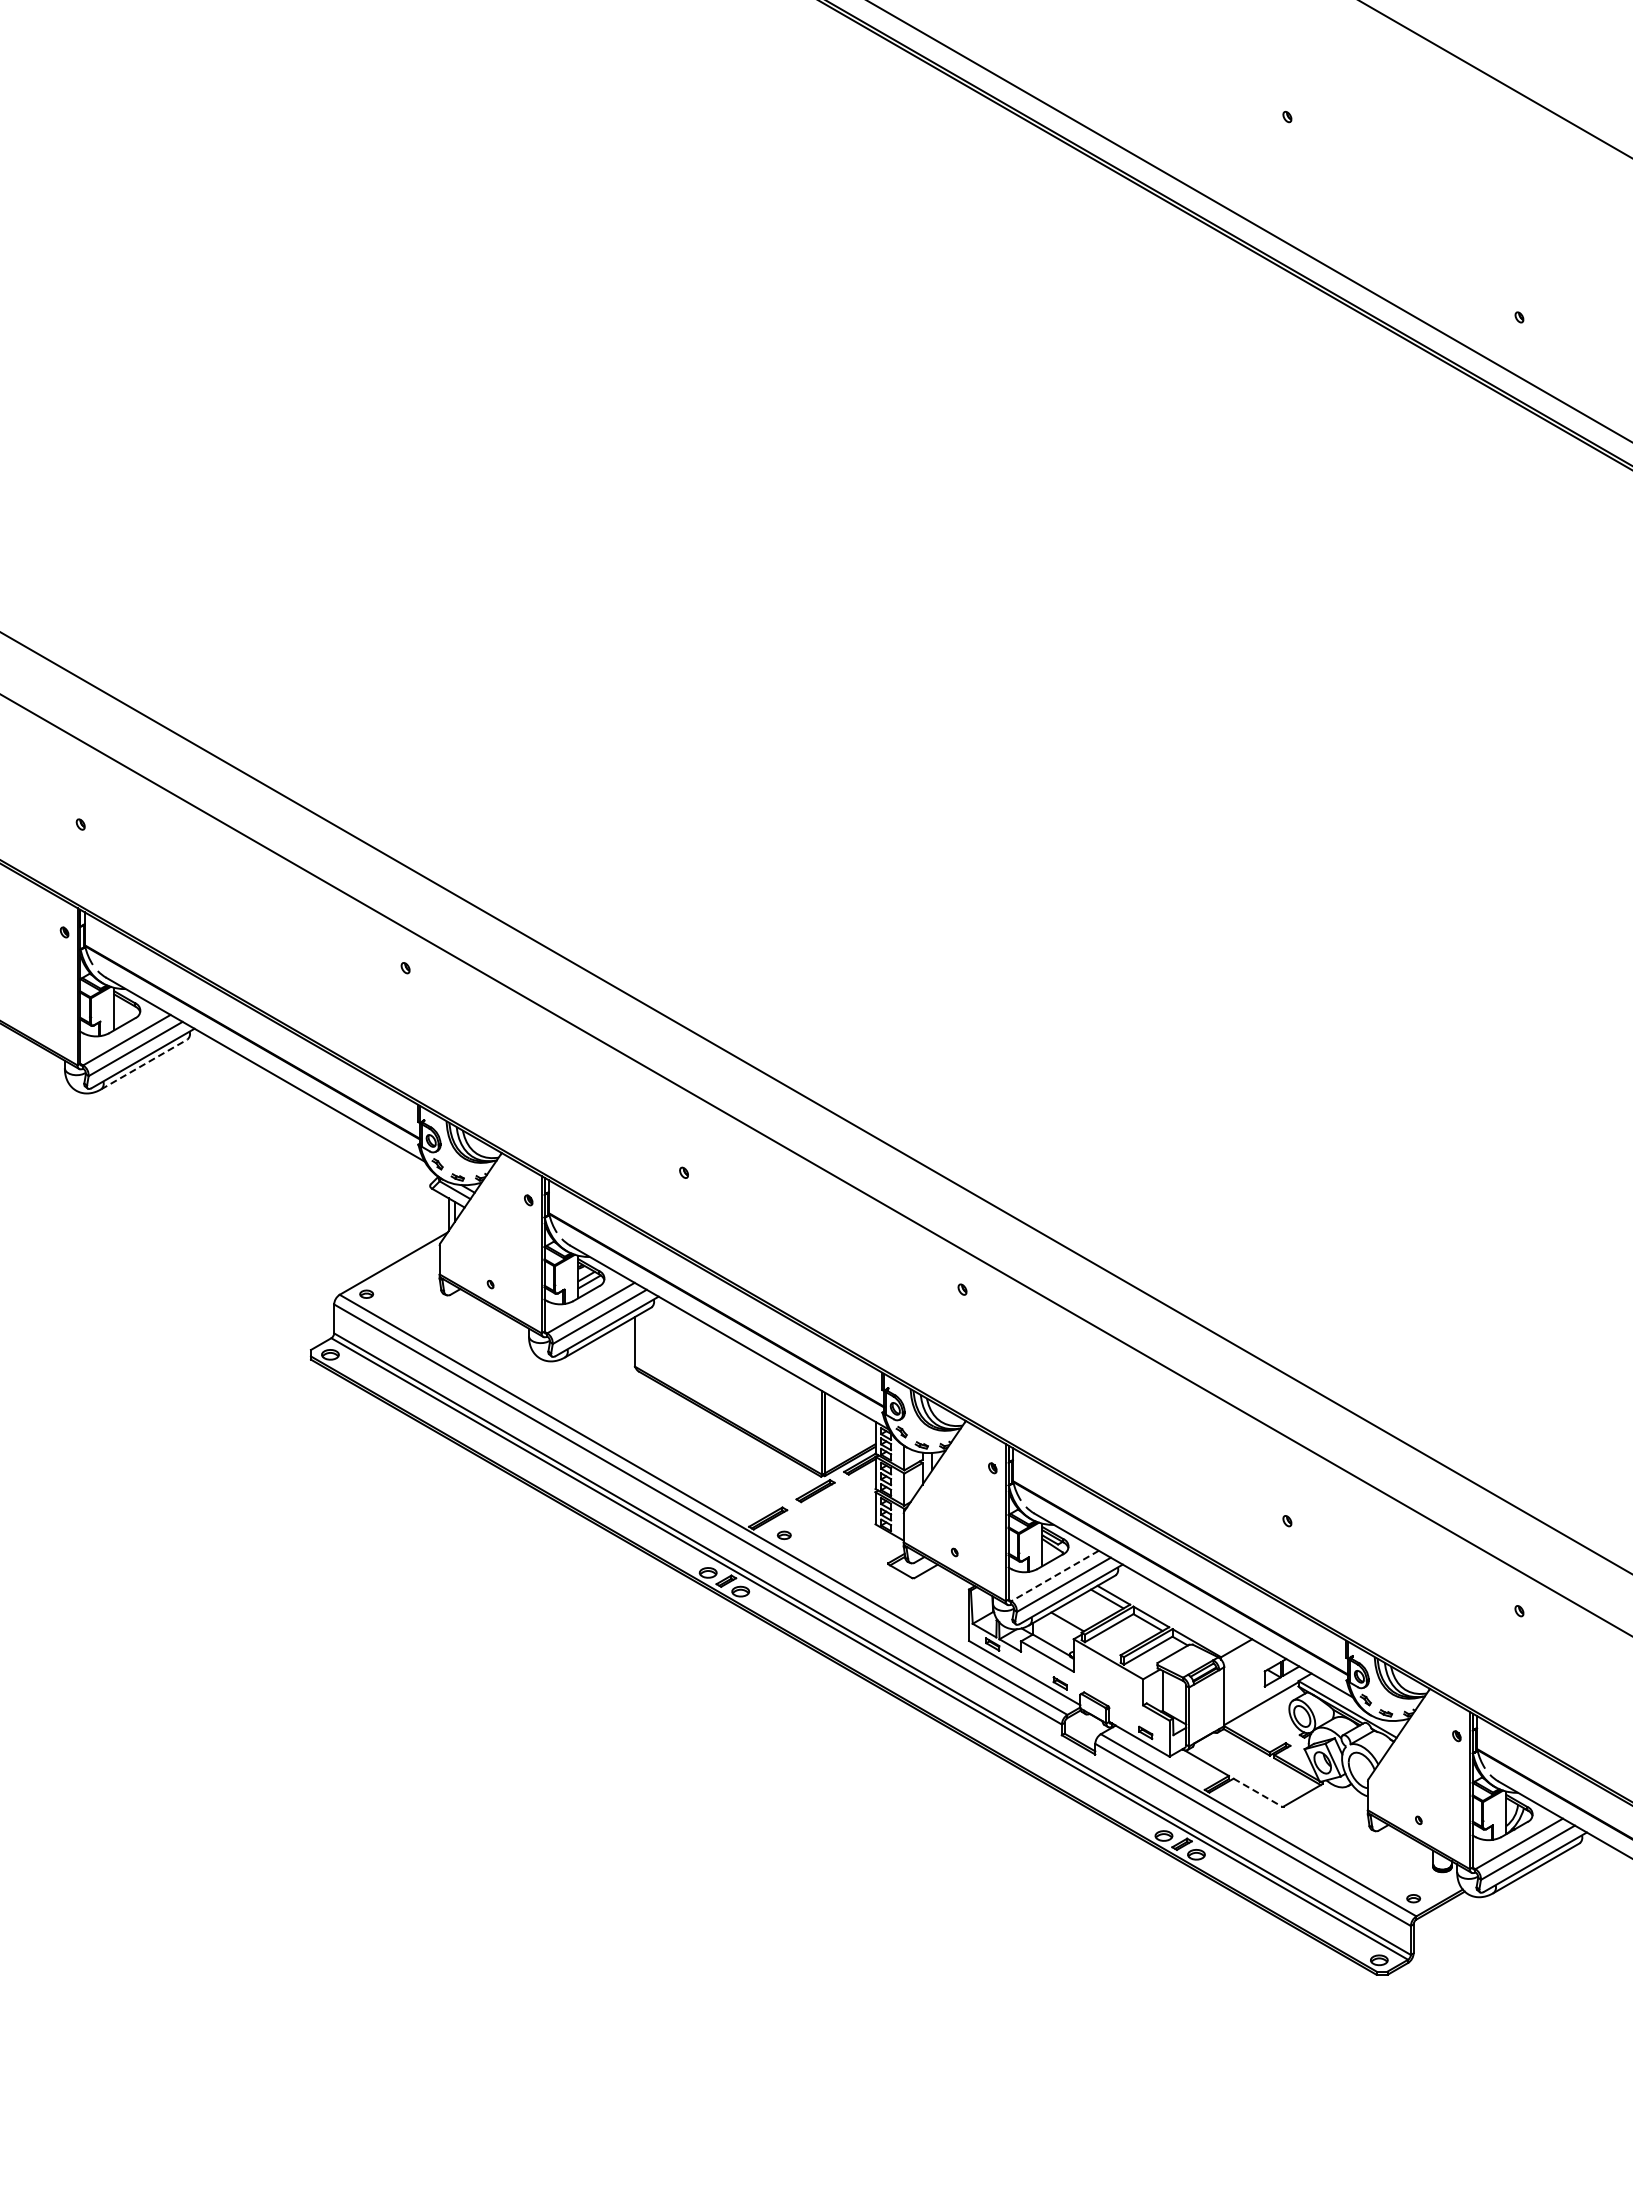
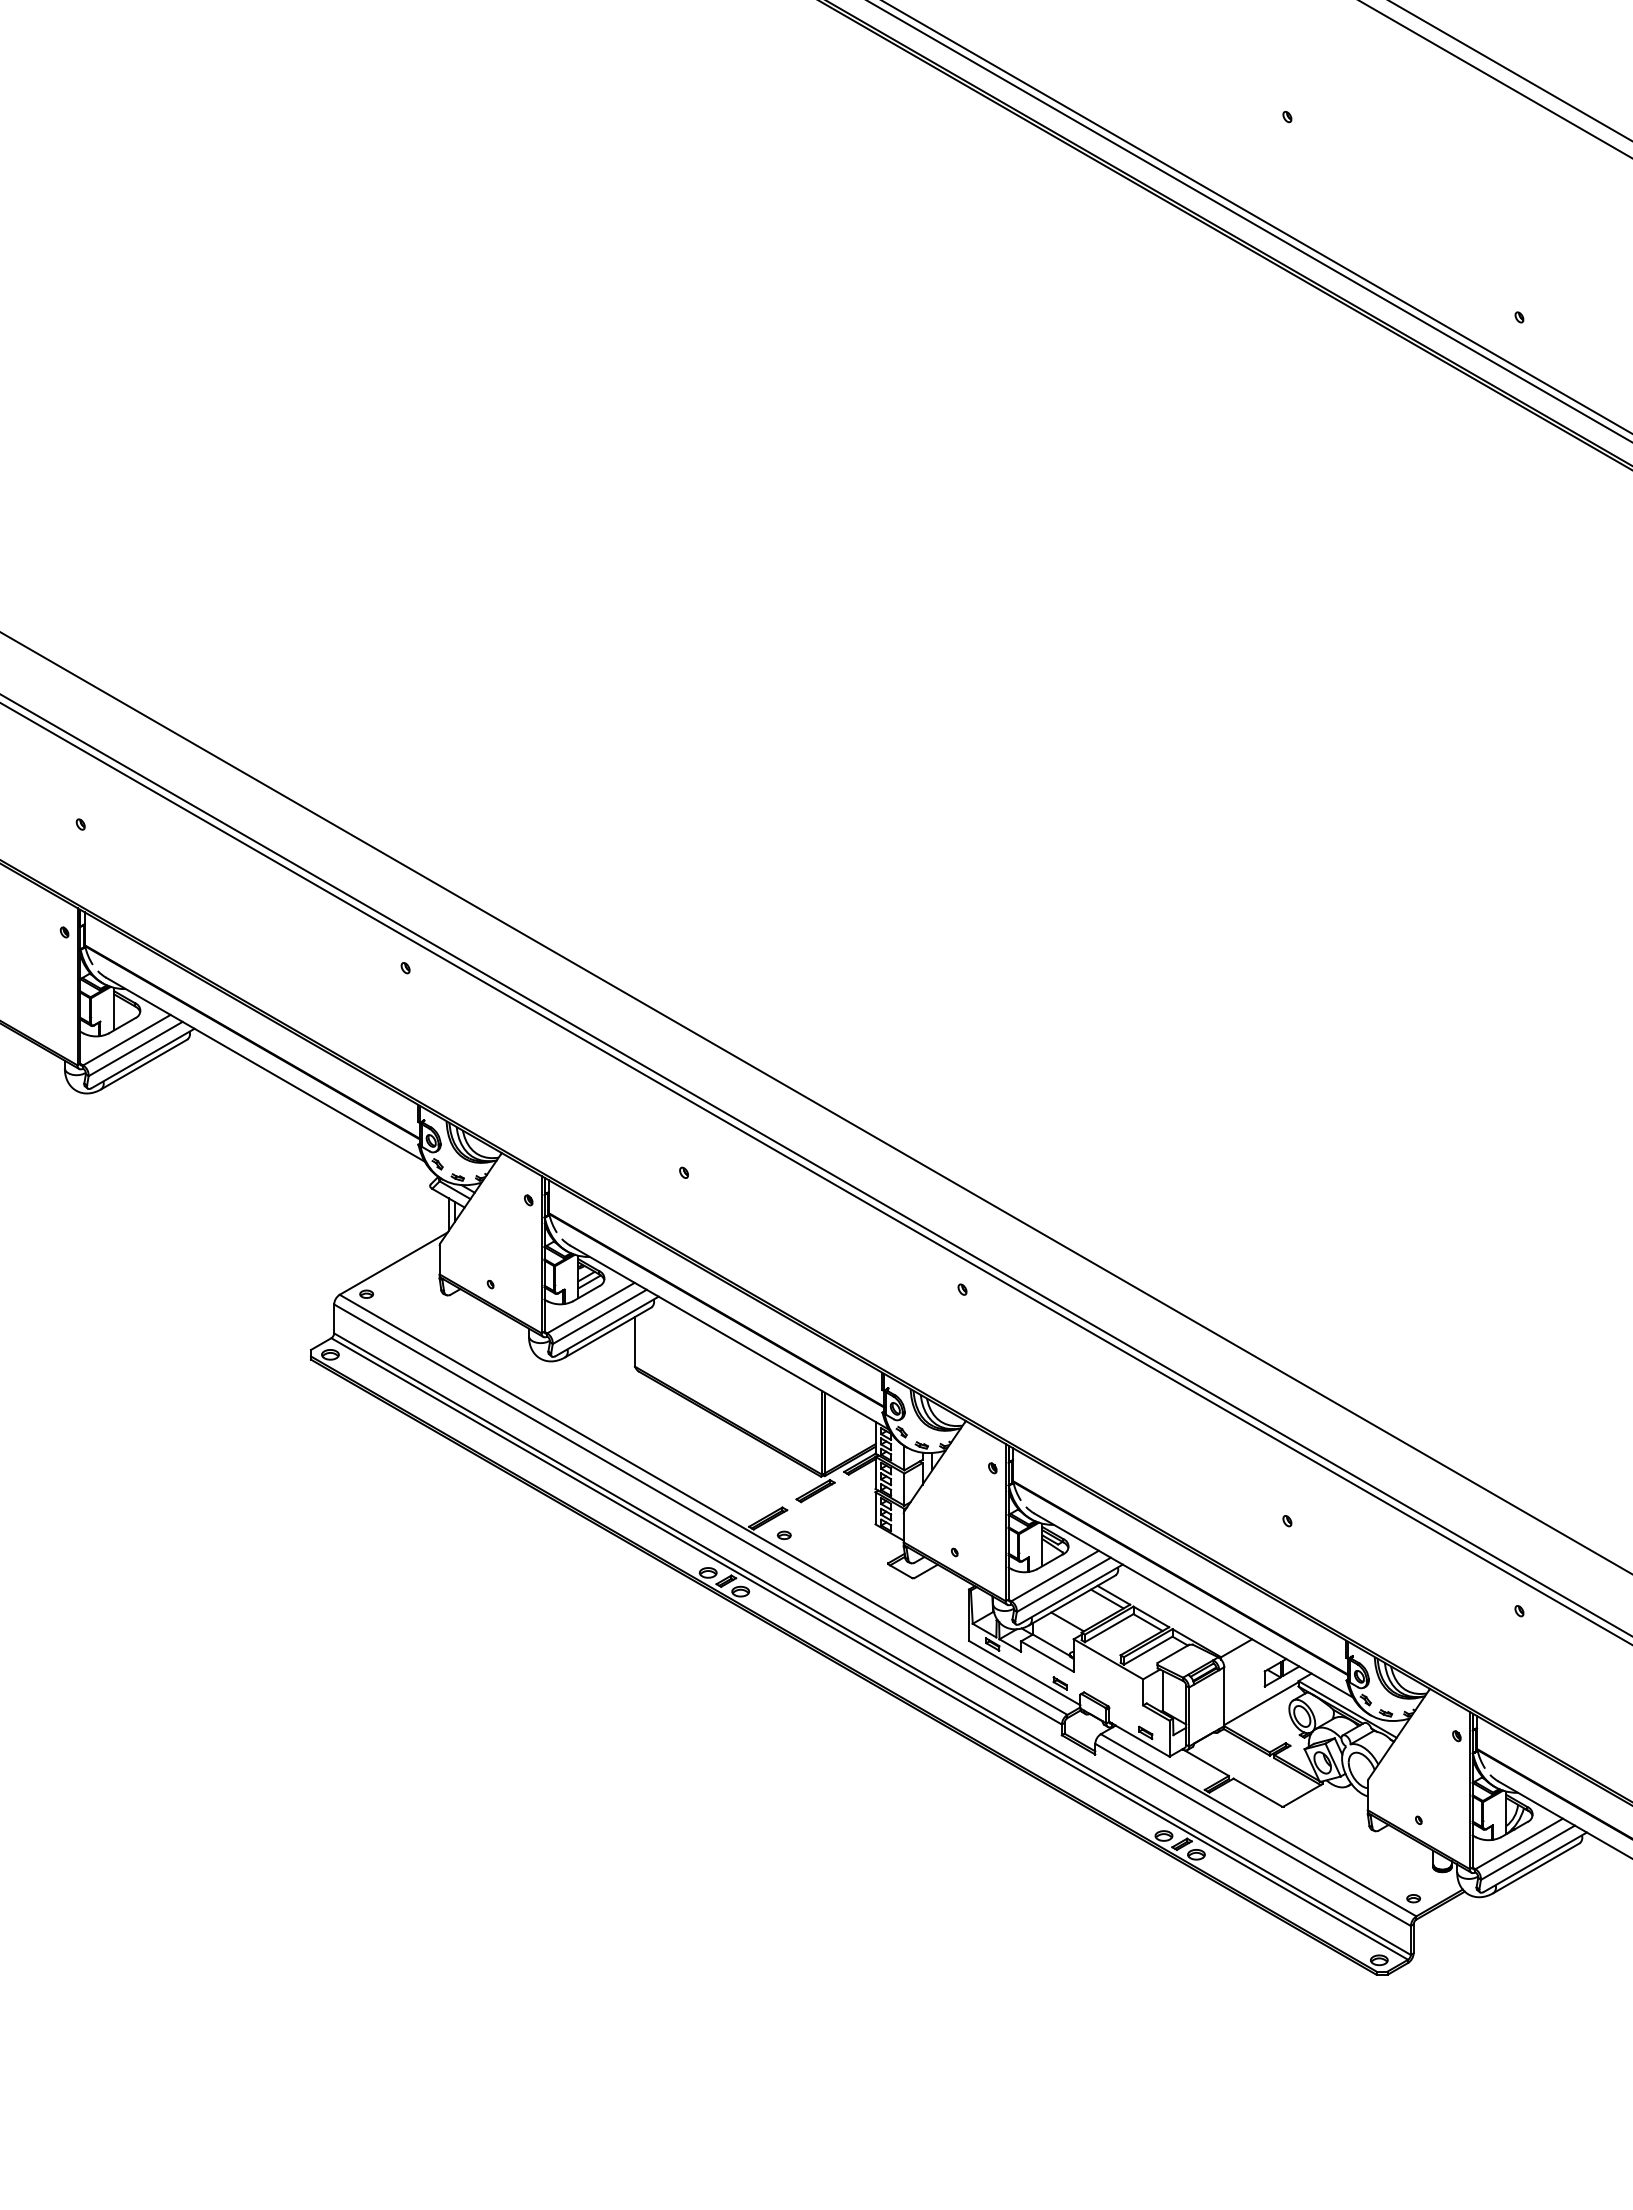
line: none -> present (1510, 70)
line: none -> present (1257, 217)
line: dashed -> solid (144, 1064)
line: none -> present (815, 1173)
line: dashed -> solid (1054, 1576)
line: dashed -> solid (1257, 1792)
